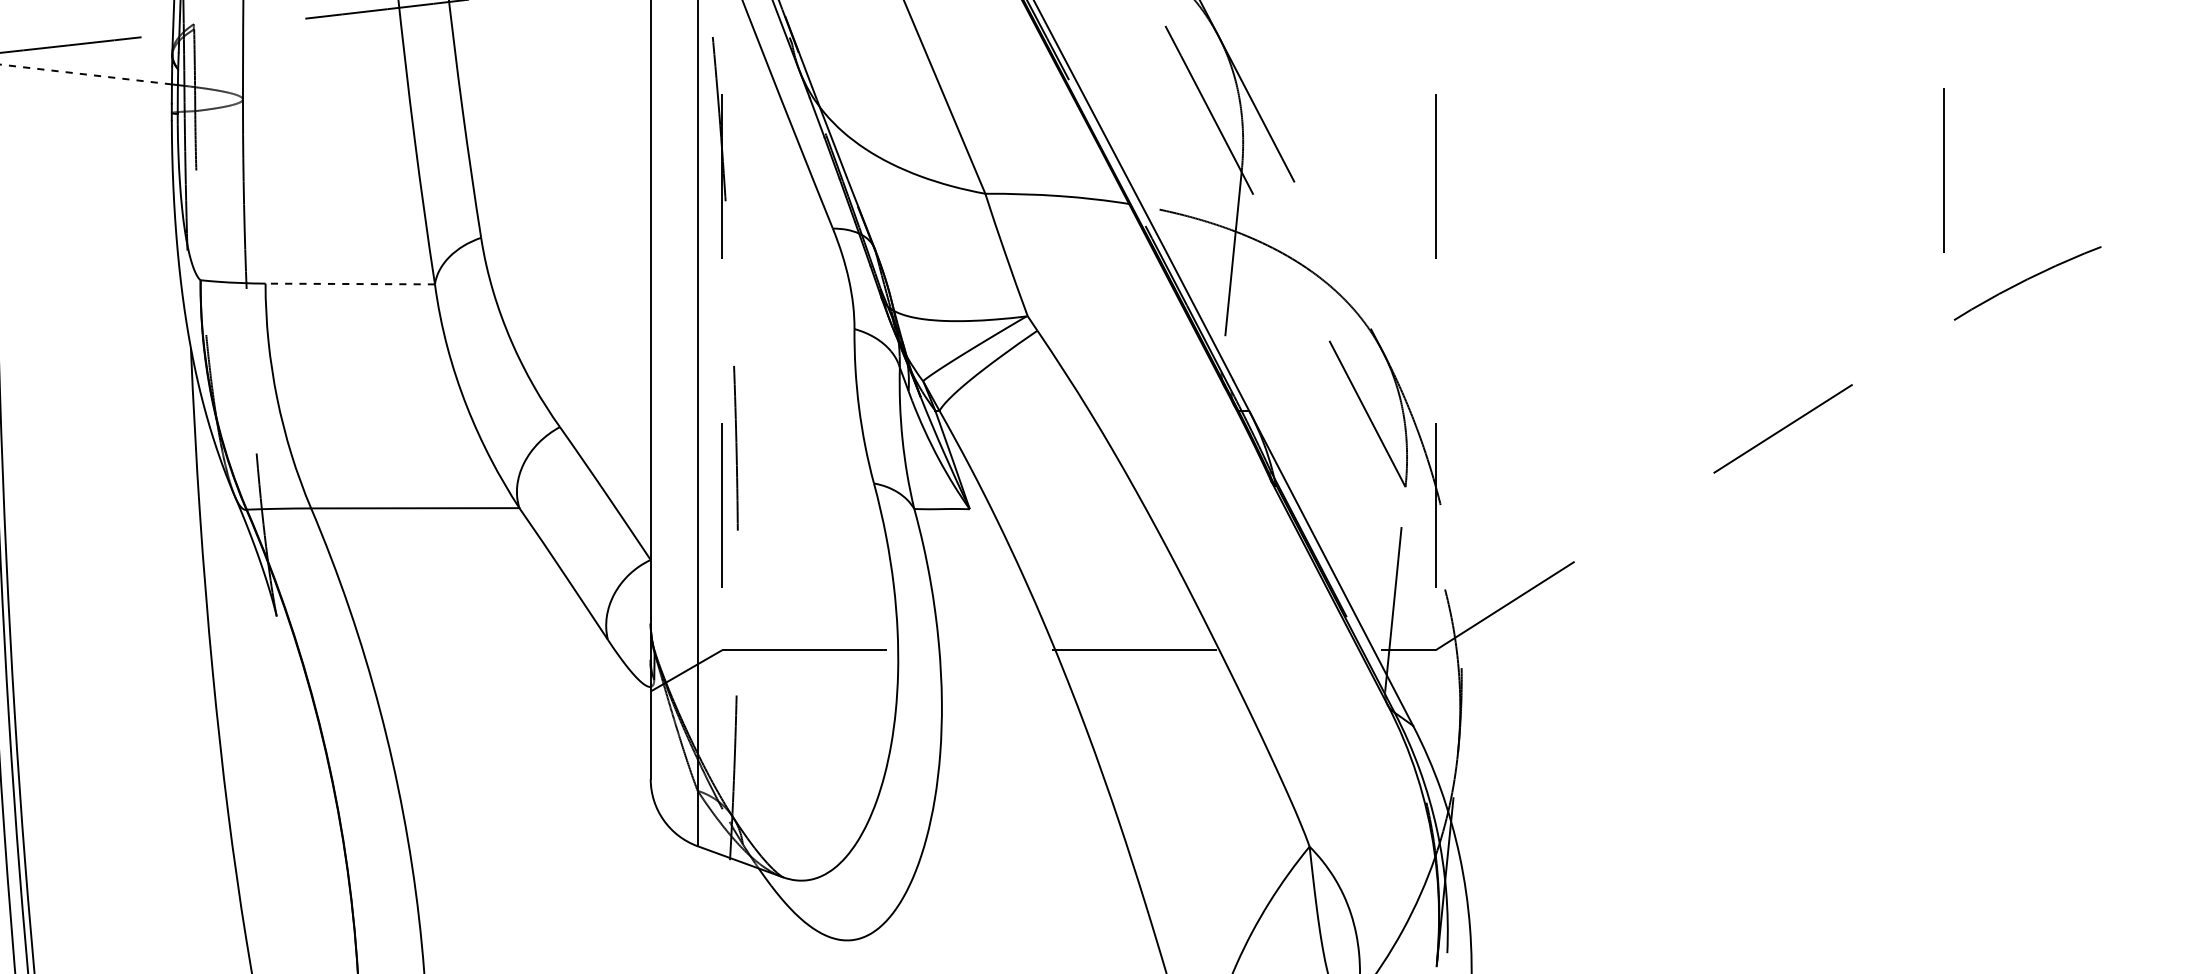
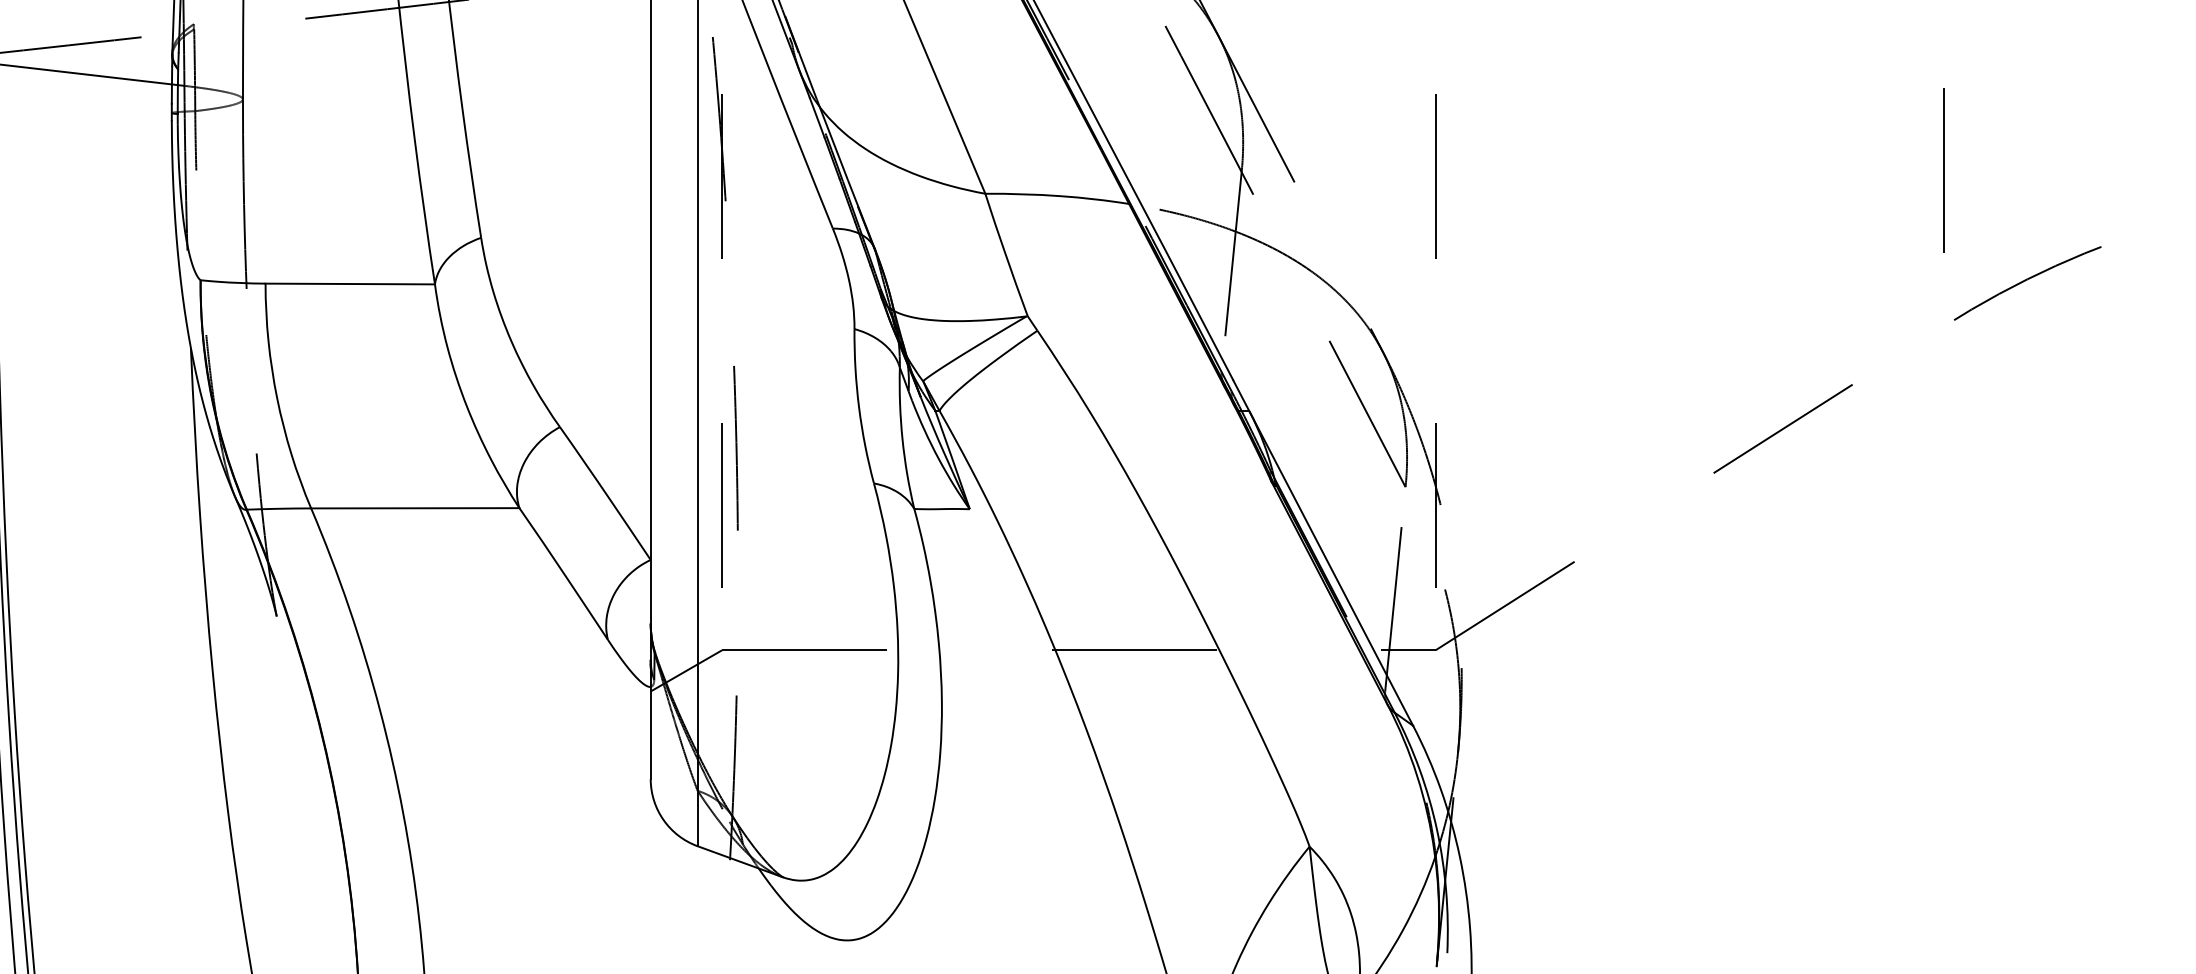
line: dashed -> solid (85, 74)
line: dashed -> solid (350, 284)
